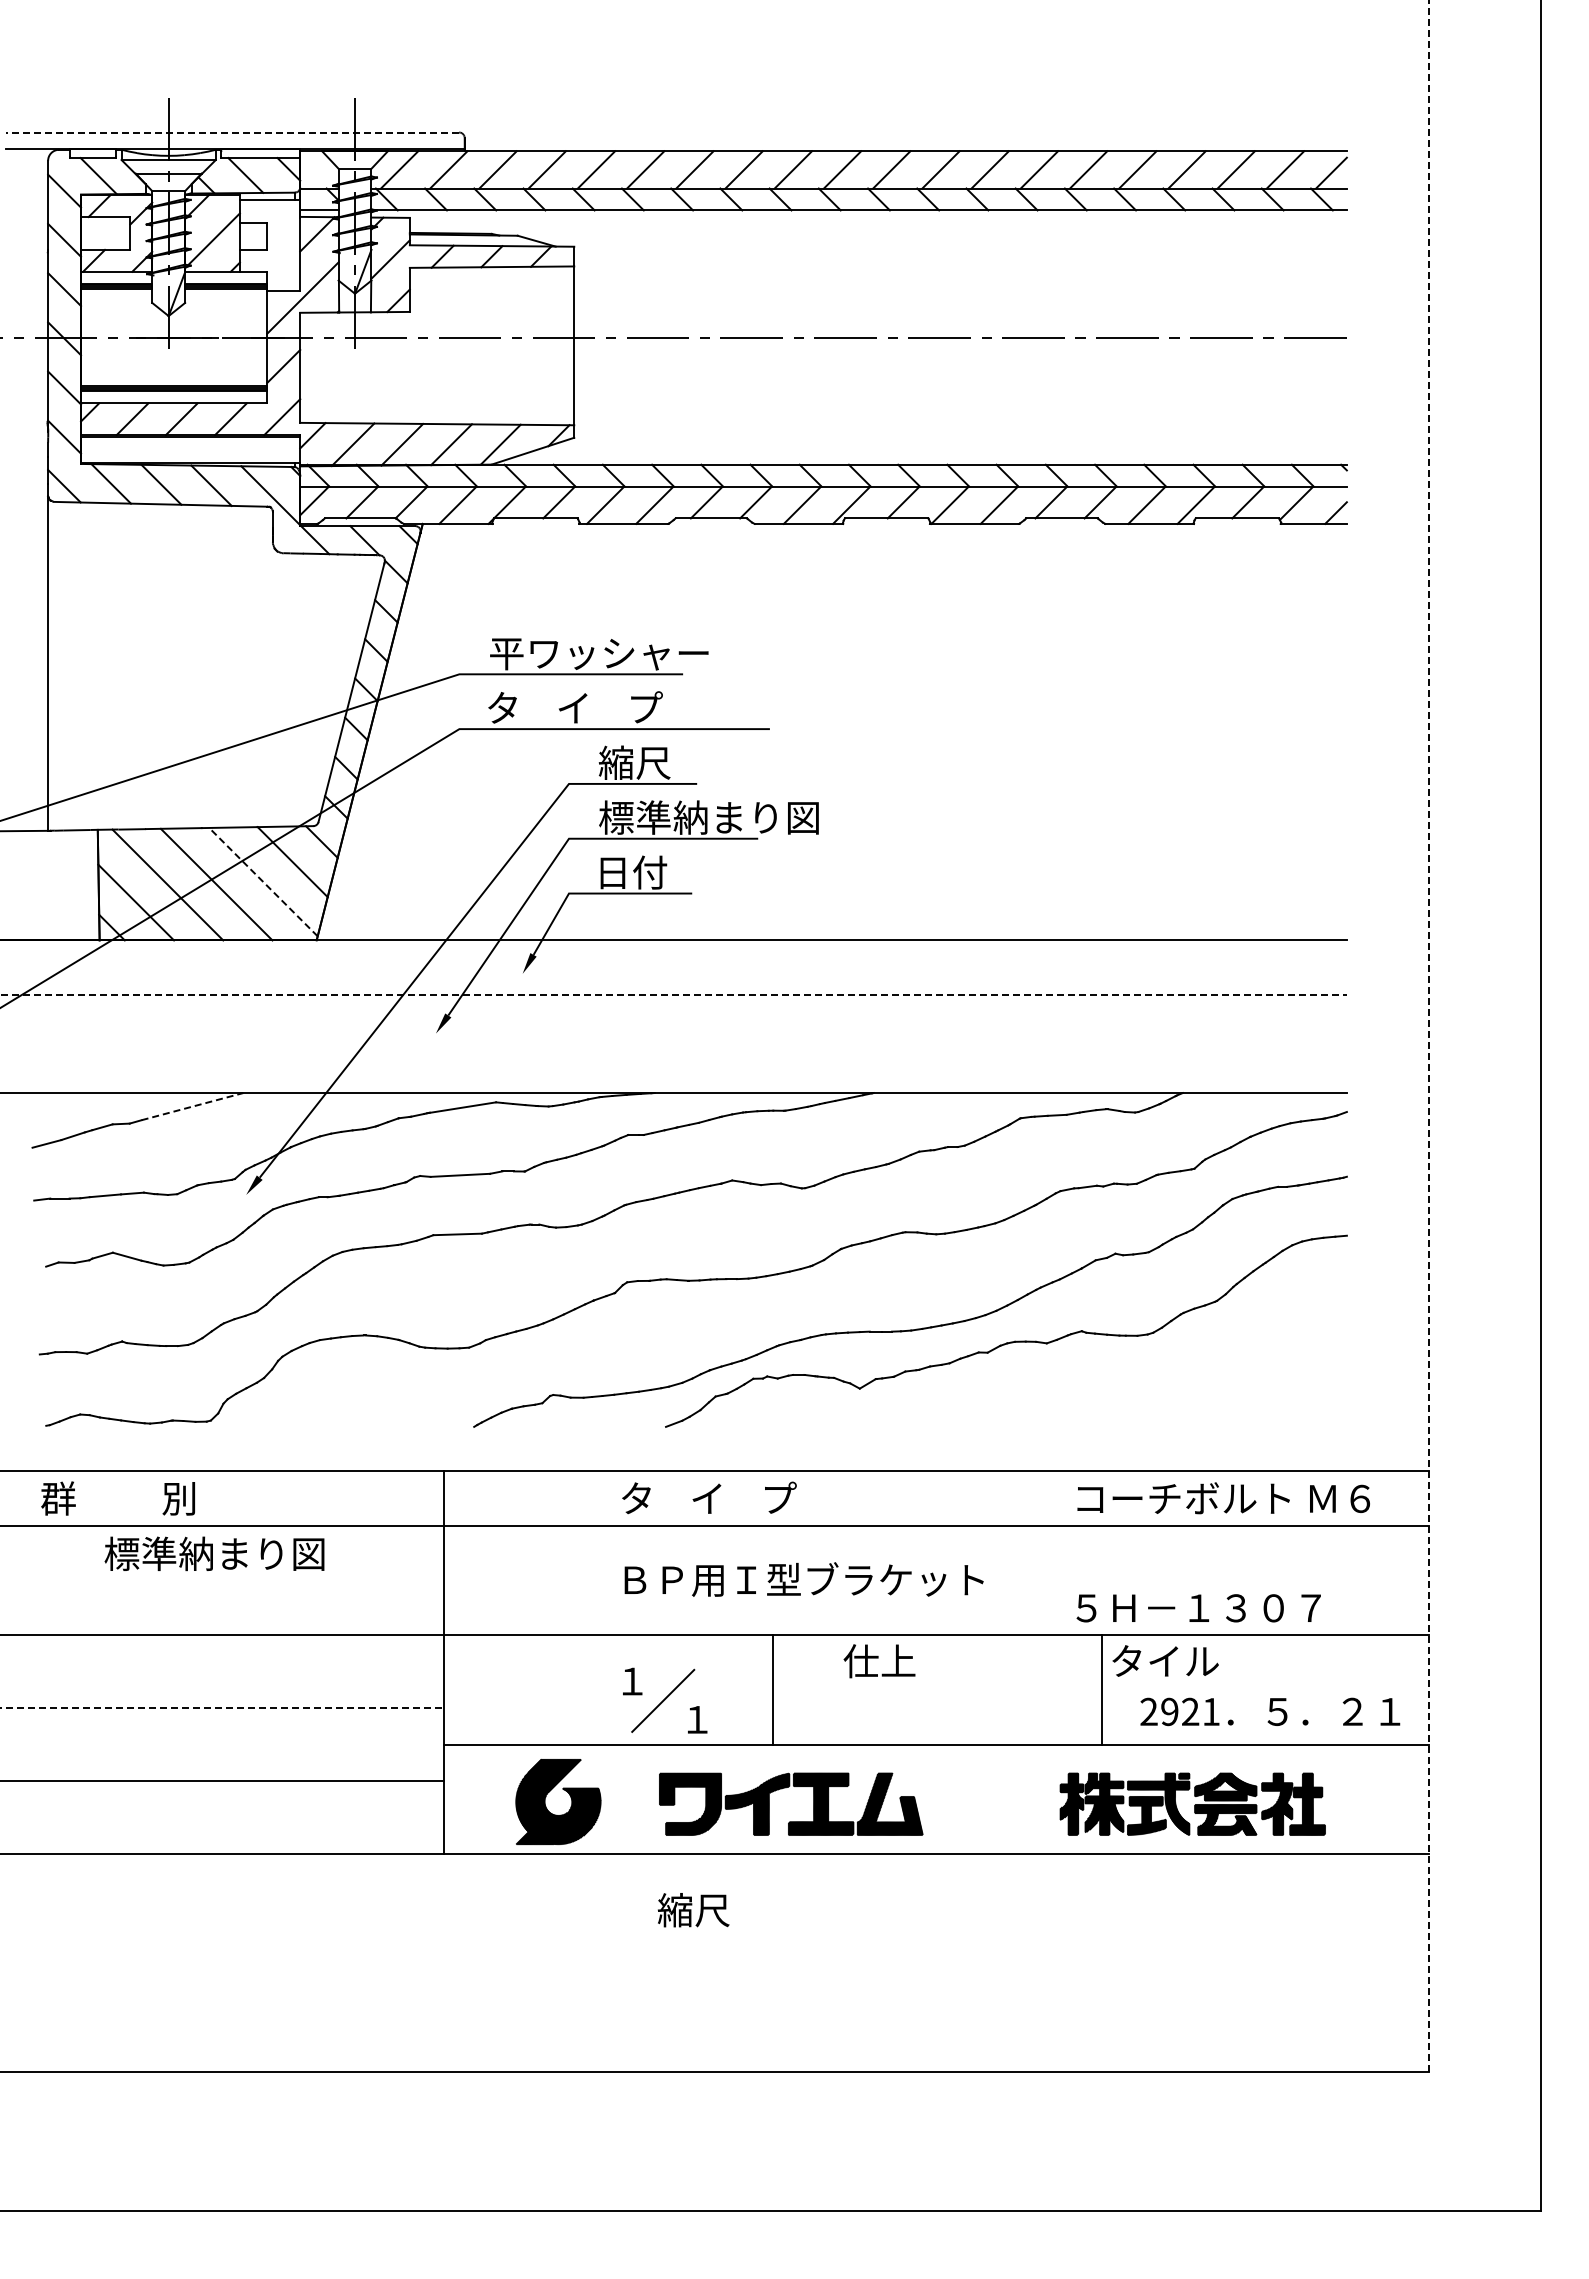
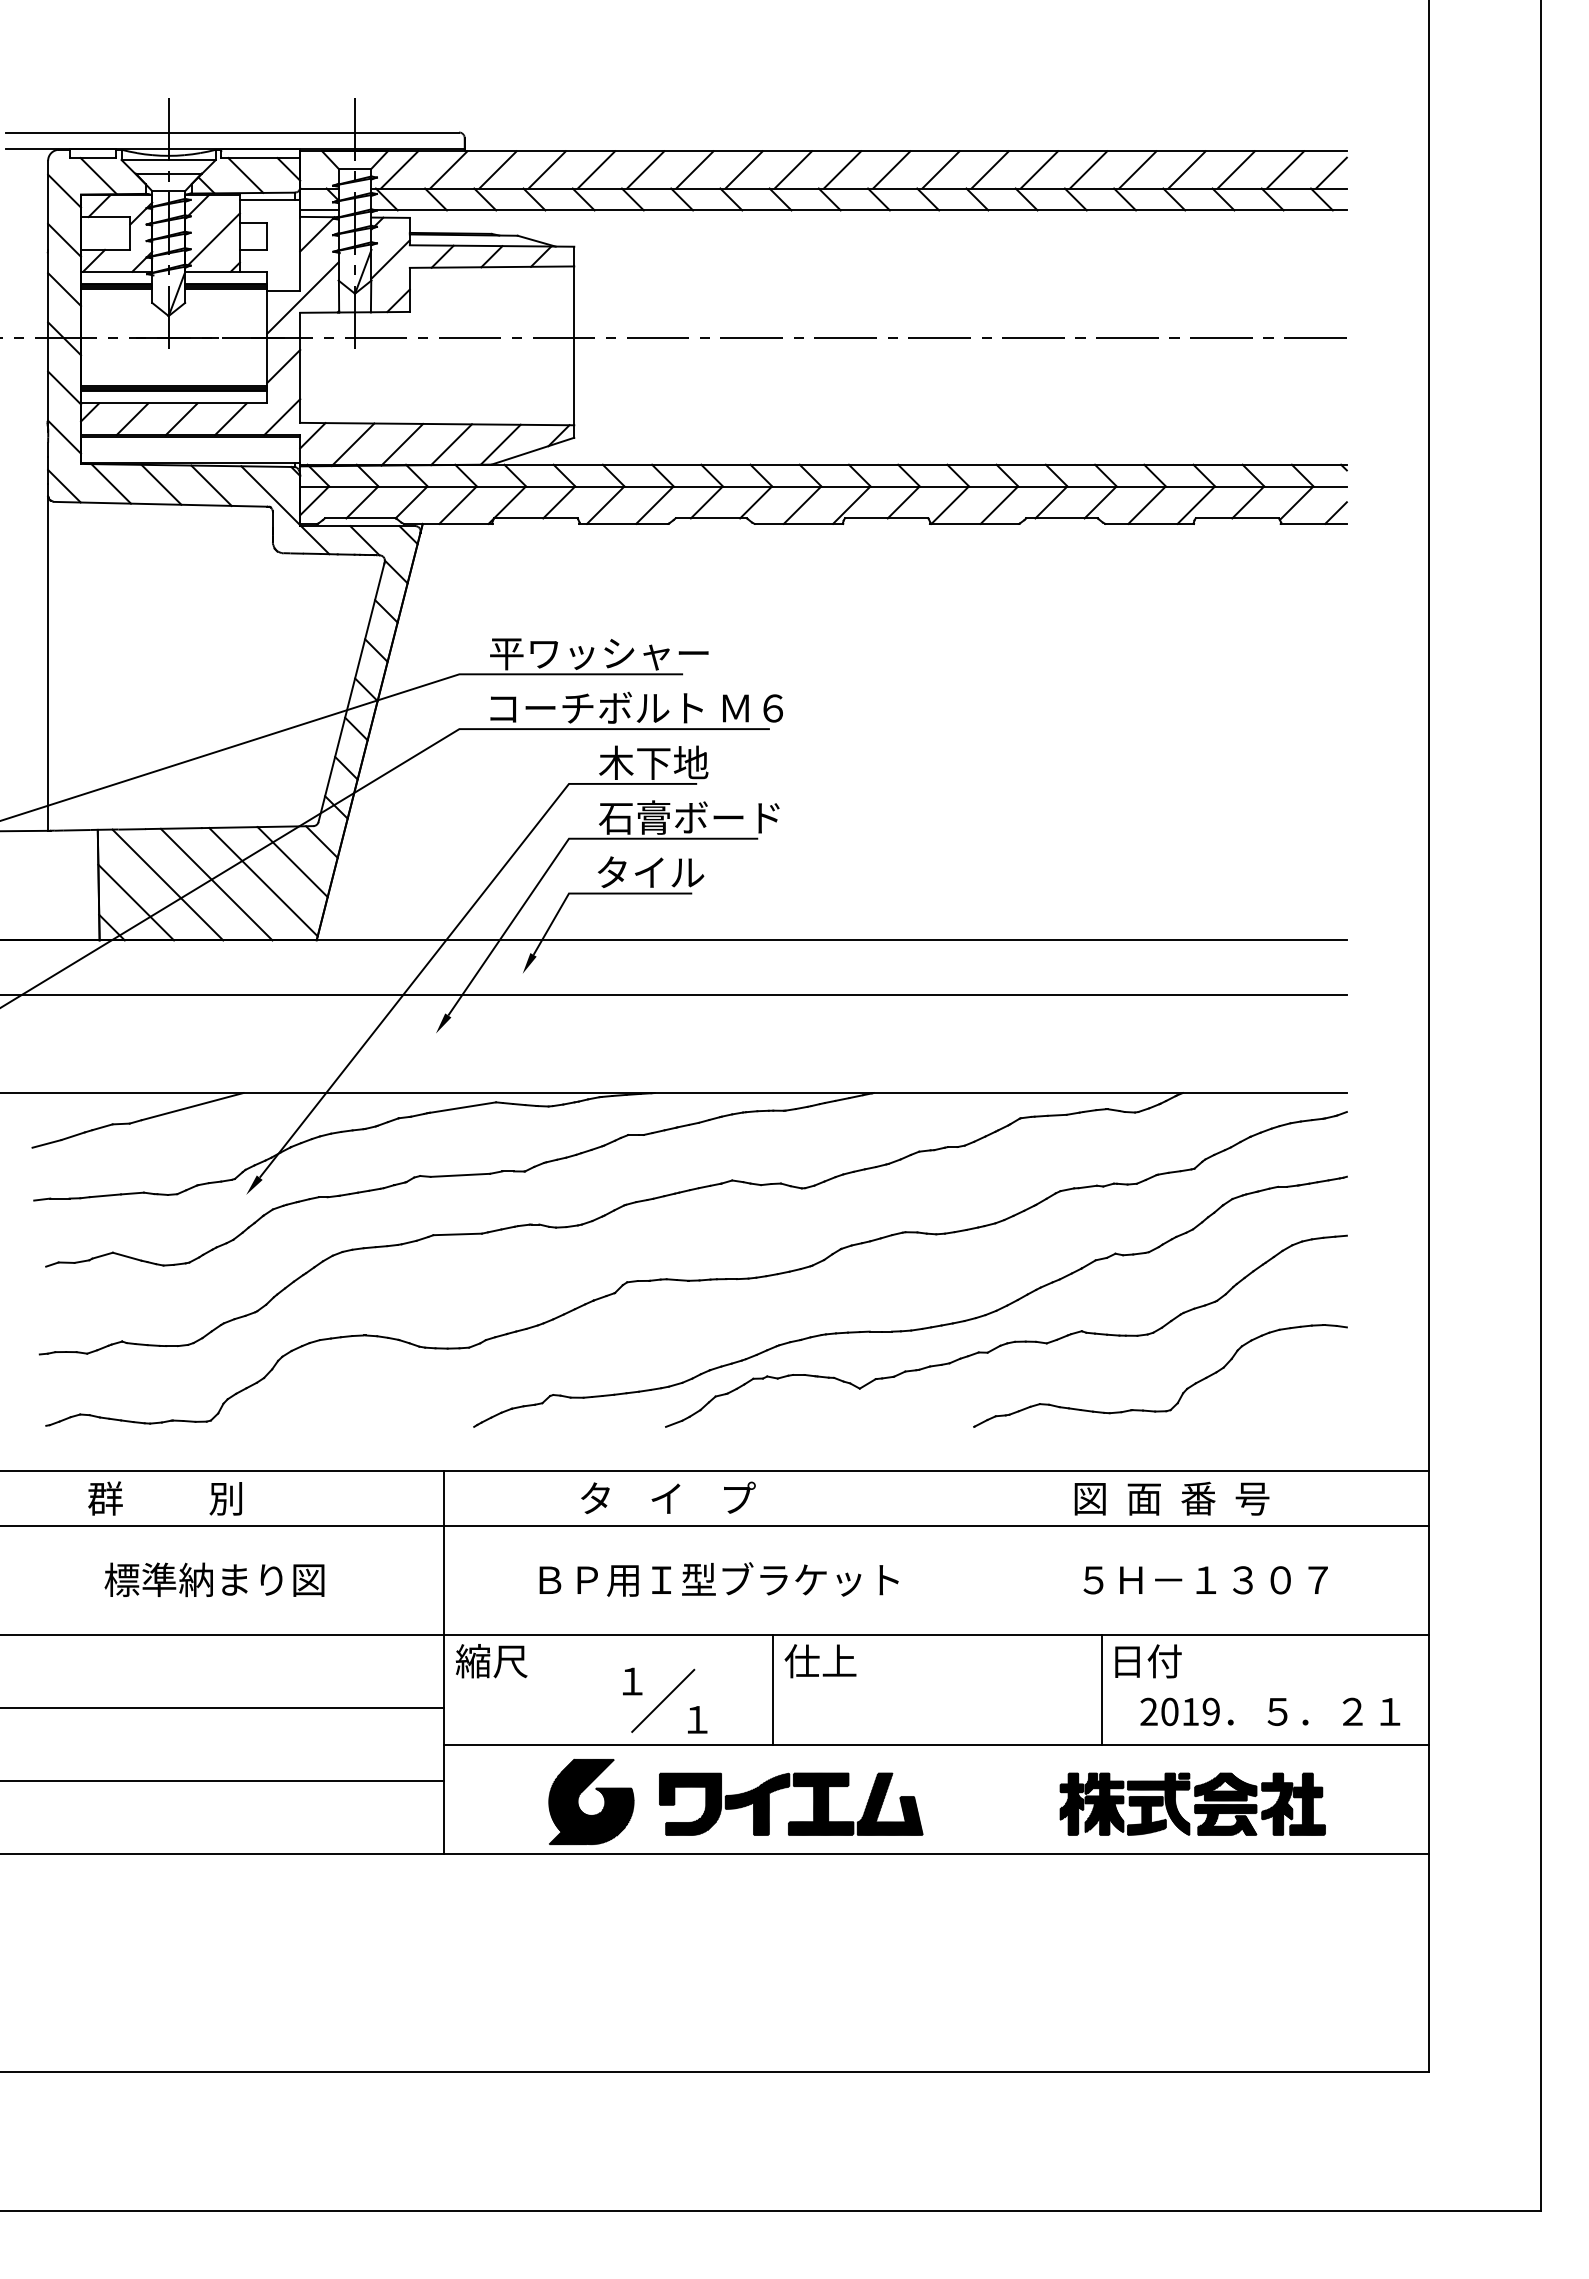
line: dashed -> solid (232, 132)
text: タ    イ    プ -> コーチボルト Ｍ６ (635, 707)
text: 縮尺 -> 木下地 (653, 762)
text: 標準納まり図 -> 石膏ボード (708, 817)
text: 日付 -> タイル (650, 872)
line: dashed -> solid (263, 882)
line: dashed -> solid (674, 995)
line: dashed -> solid (1429, 1036)
line: dashed -> solid (192, 1106)
part: none -> present (1181, 1393)
text position: (709, 1497) -> (668, 1497) (668, 1497)
text position: (117, 1498) -> (164, 1498) (164, 1498)
text: コーチボルト Ｍ６ -> 図  面  番  号 (1221, 1498)
text position: (214, 1553) -> (214, 1579) (214, 1579)
text position: (803, 1579) -> (718, 1579) (718, 1579)
text position: (1198, 1608) -> (1205, 1580) (1205, 1580)
text position: (879, 1661) -> (820, 1661) (820, 1661)
text: タイル -> 日付 (1165, 1661)
line: dashed -> solid (222, 1708)
text: 2921 -> 2019 (1190, 1711)
part position: (563, 1790) -> (596, 1790) (596, 1790)
text position: (693, 1910) -> (491, 1661) (491, 1661)
